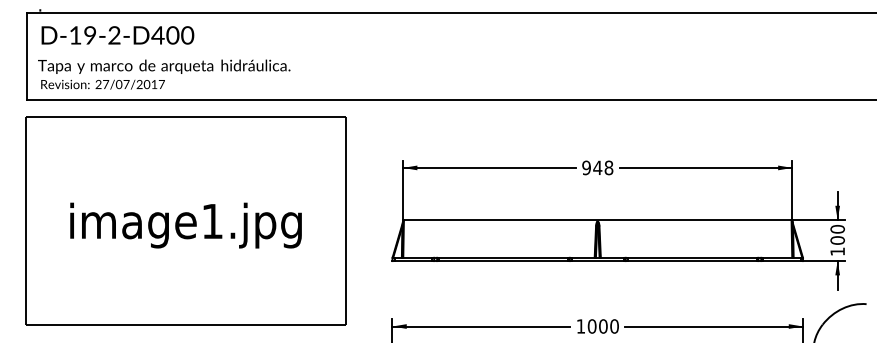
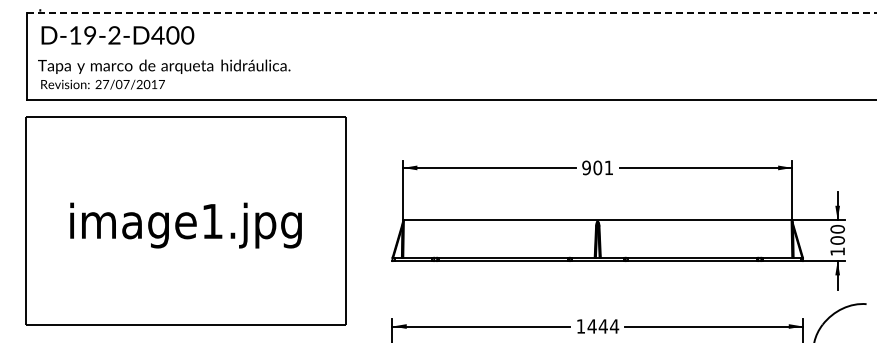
line: solid -> dashed (451, 12)
text: 948 -> 901 (603, 167)
text: 1000 -> 1444 (603, 326)
